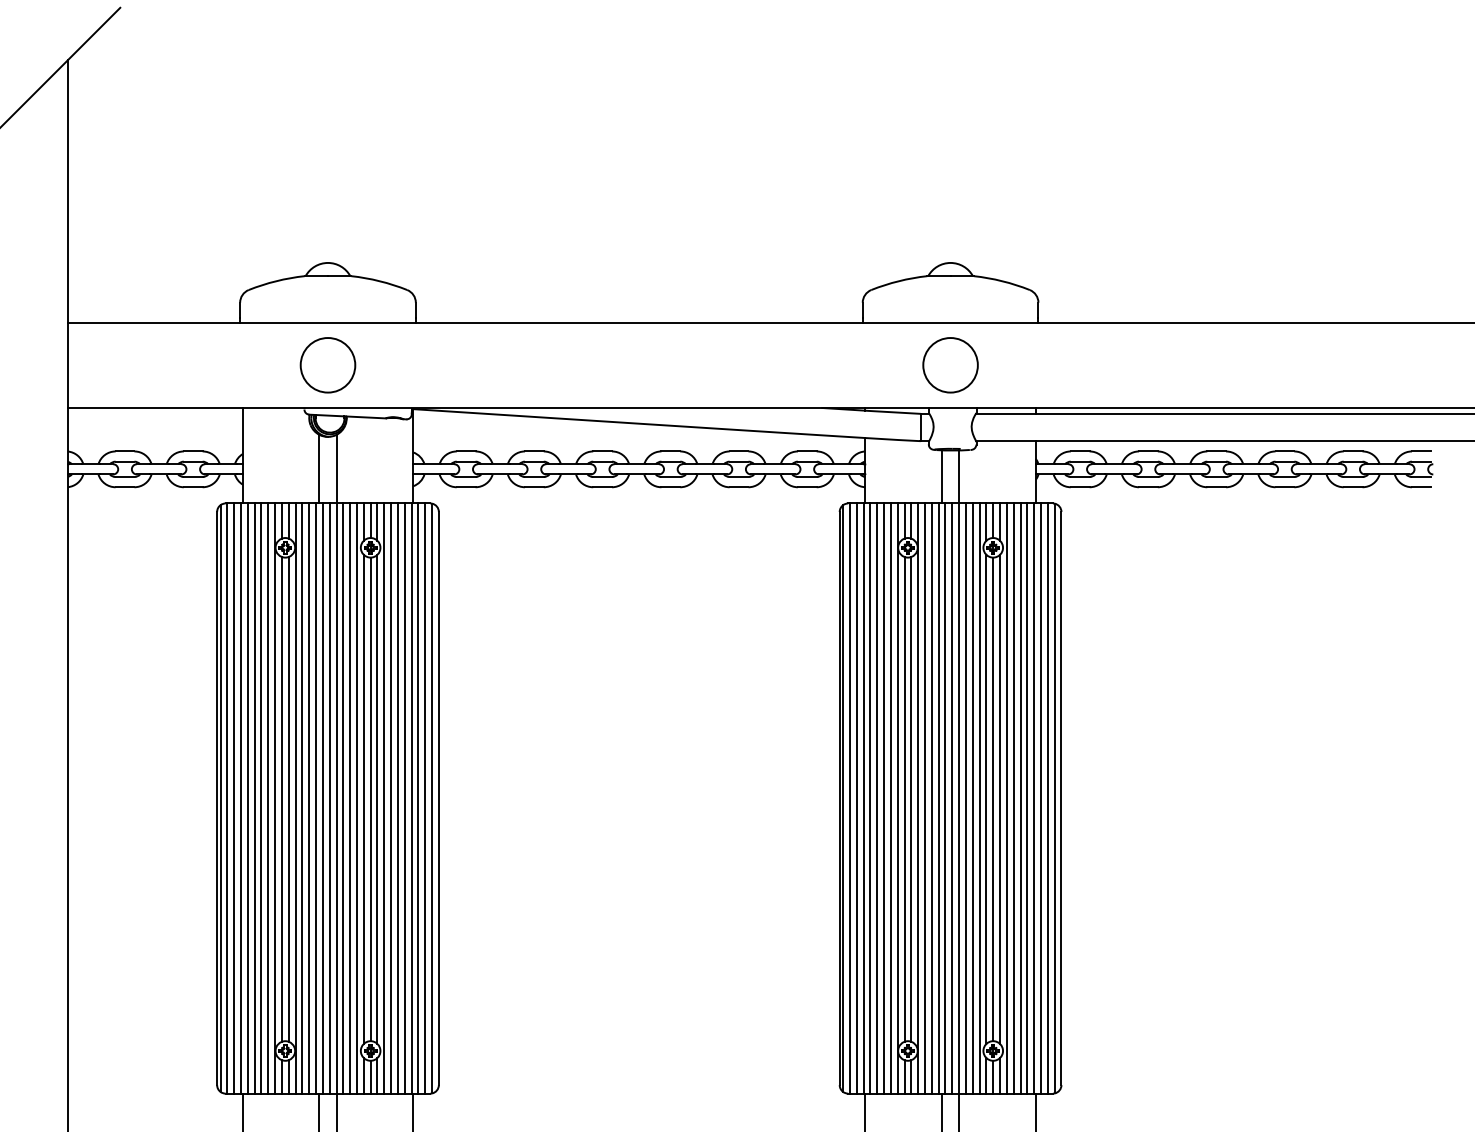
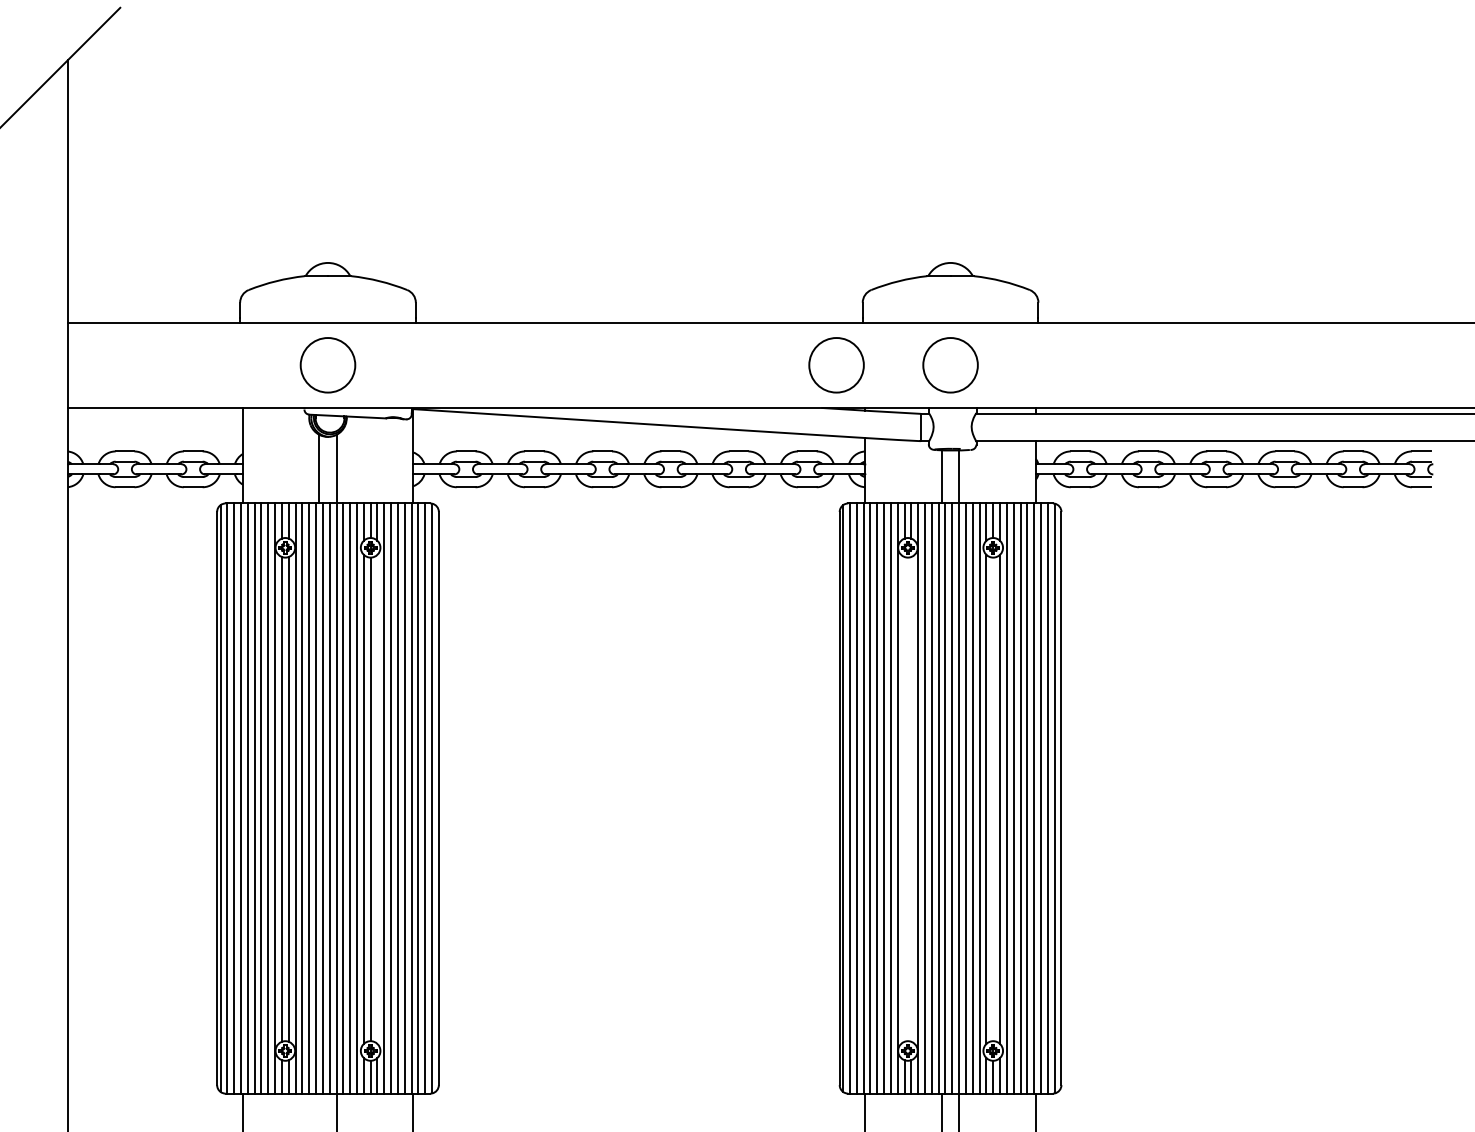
circle: none -> present (836, 365)
line: present -> none (377, 798)
line: present -> none (904, 799)
line: present -> none (911, 799)
line: present -> none (993, 799)
line: present -> none (319, 1110)
